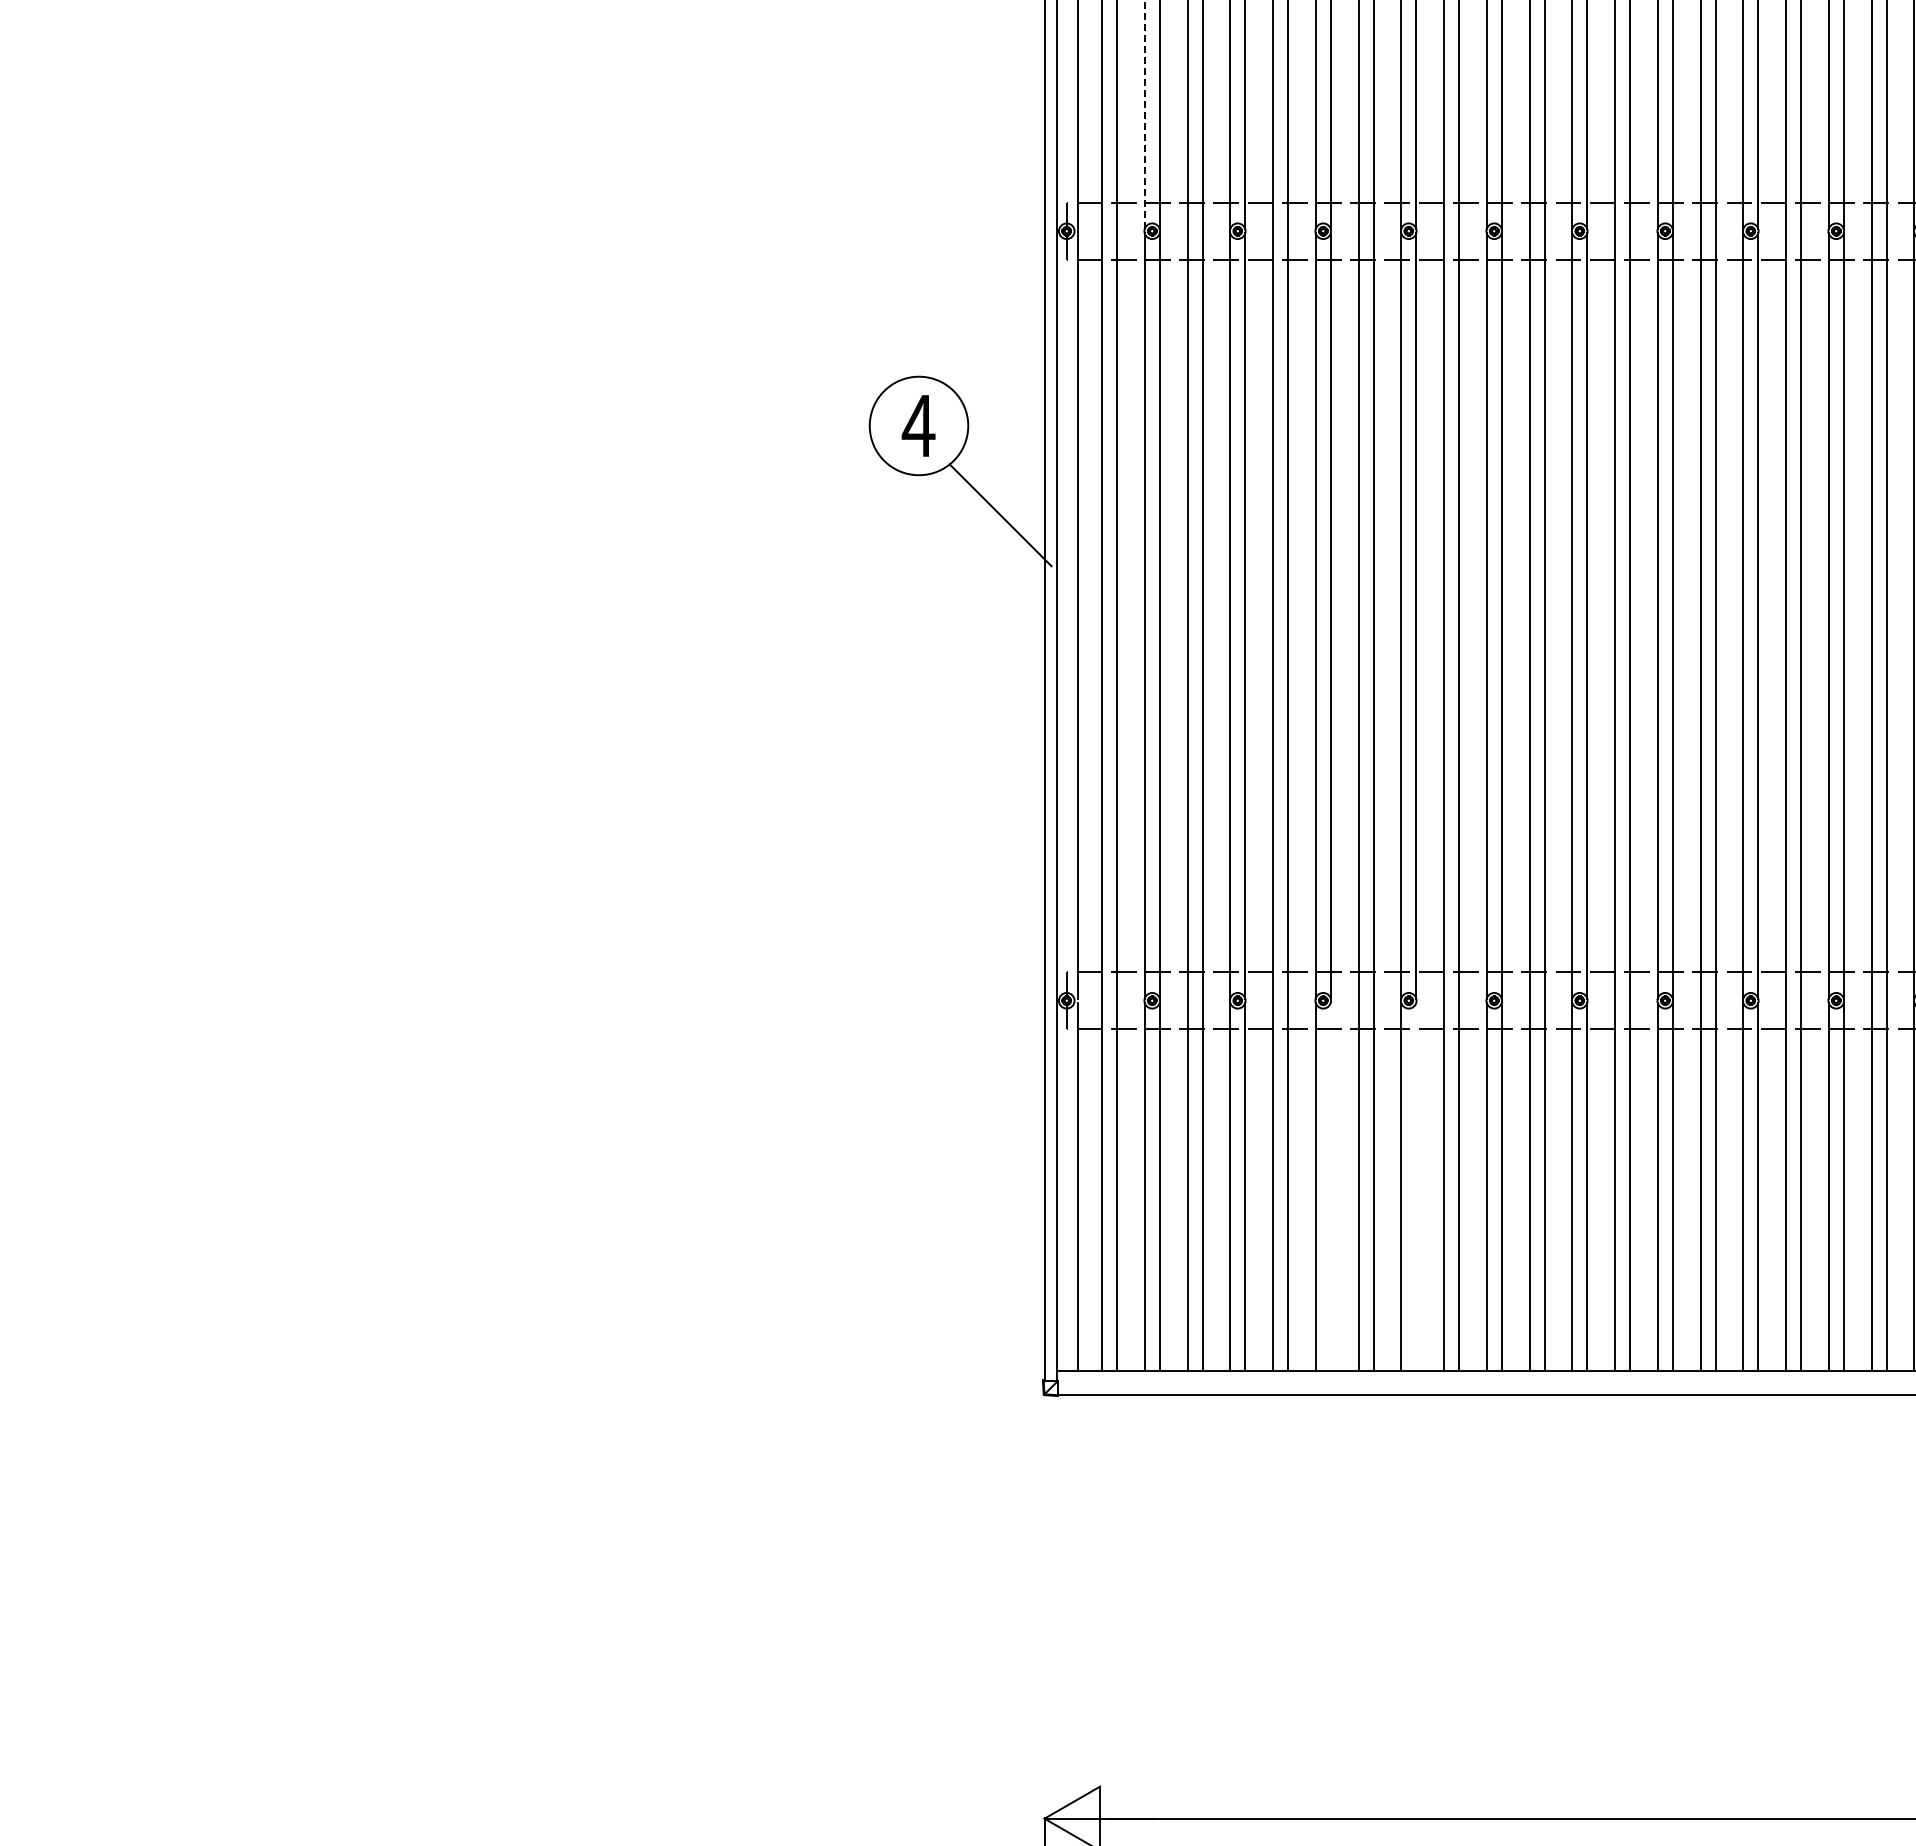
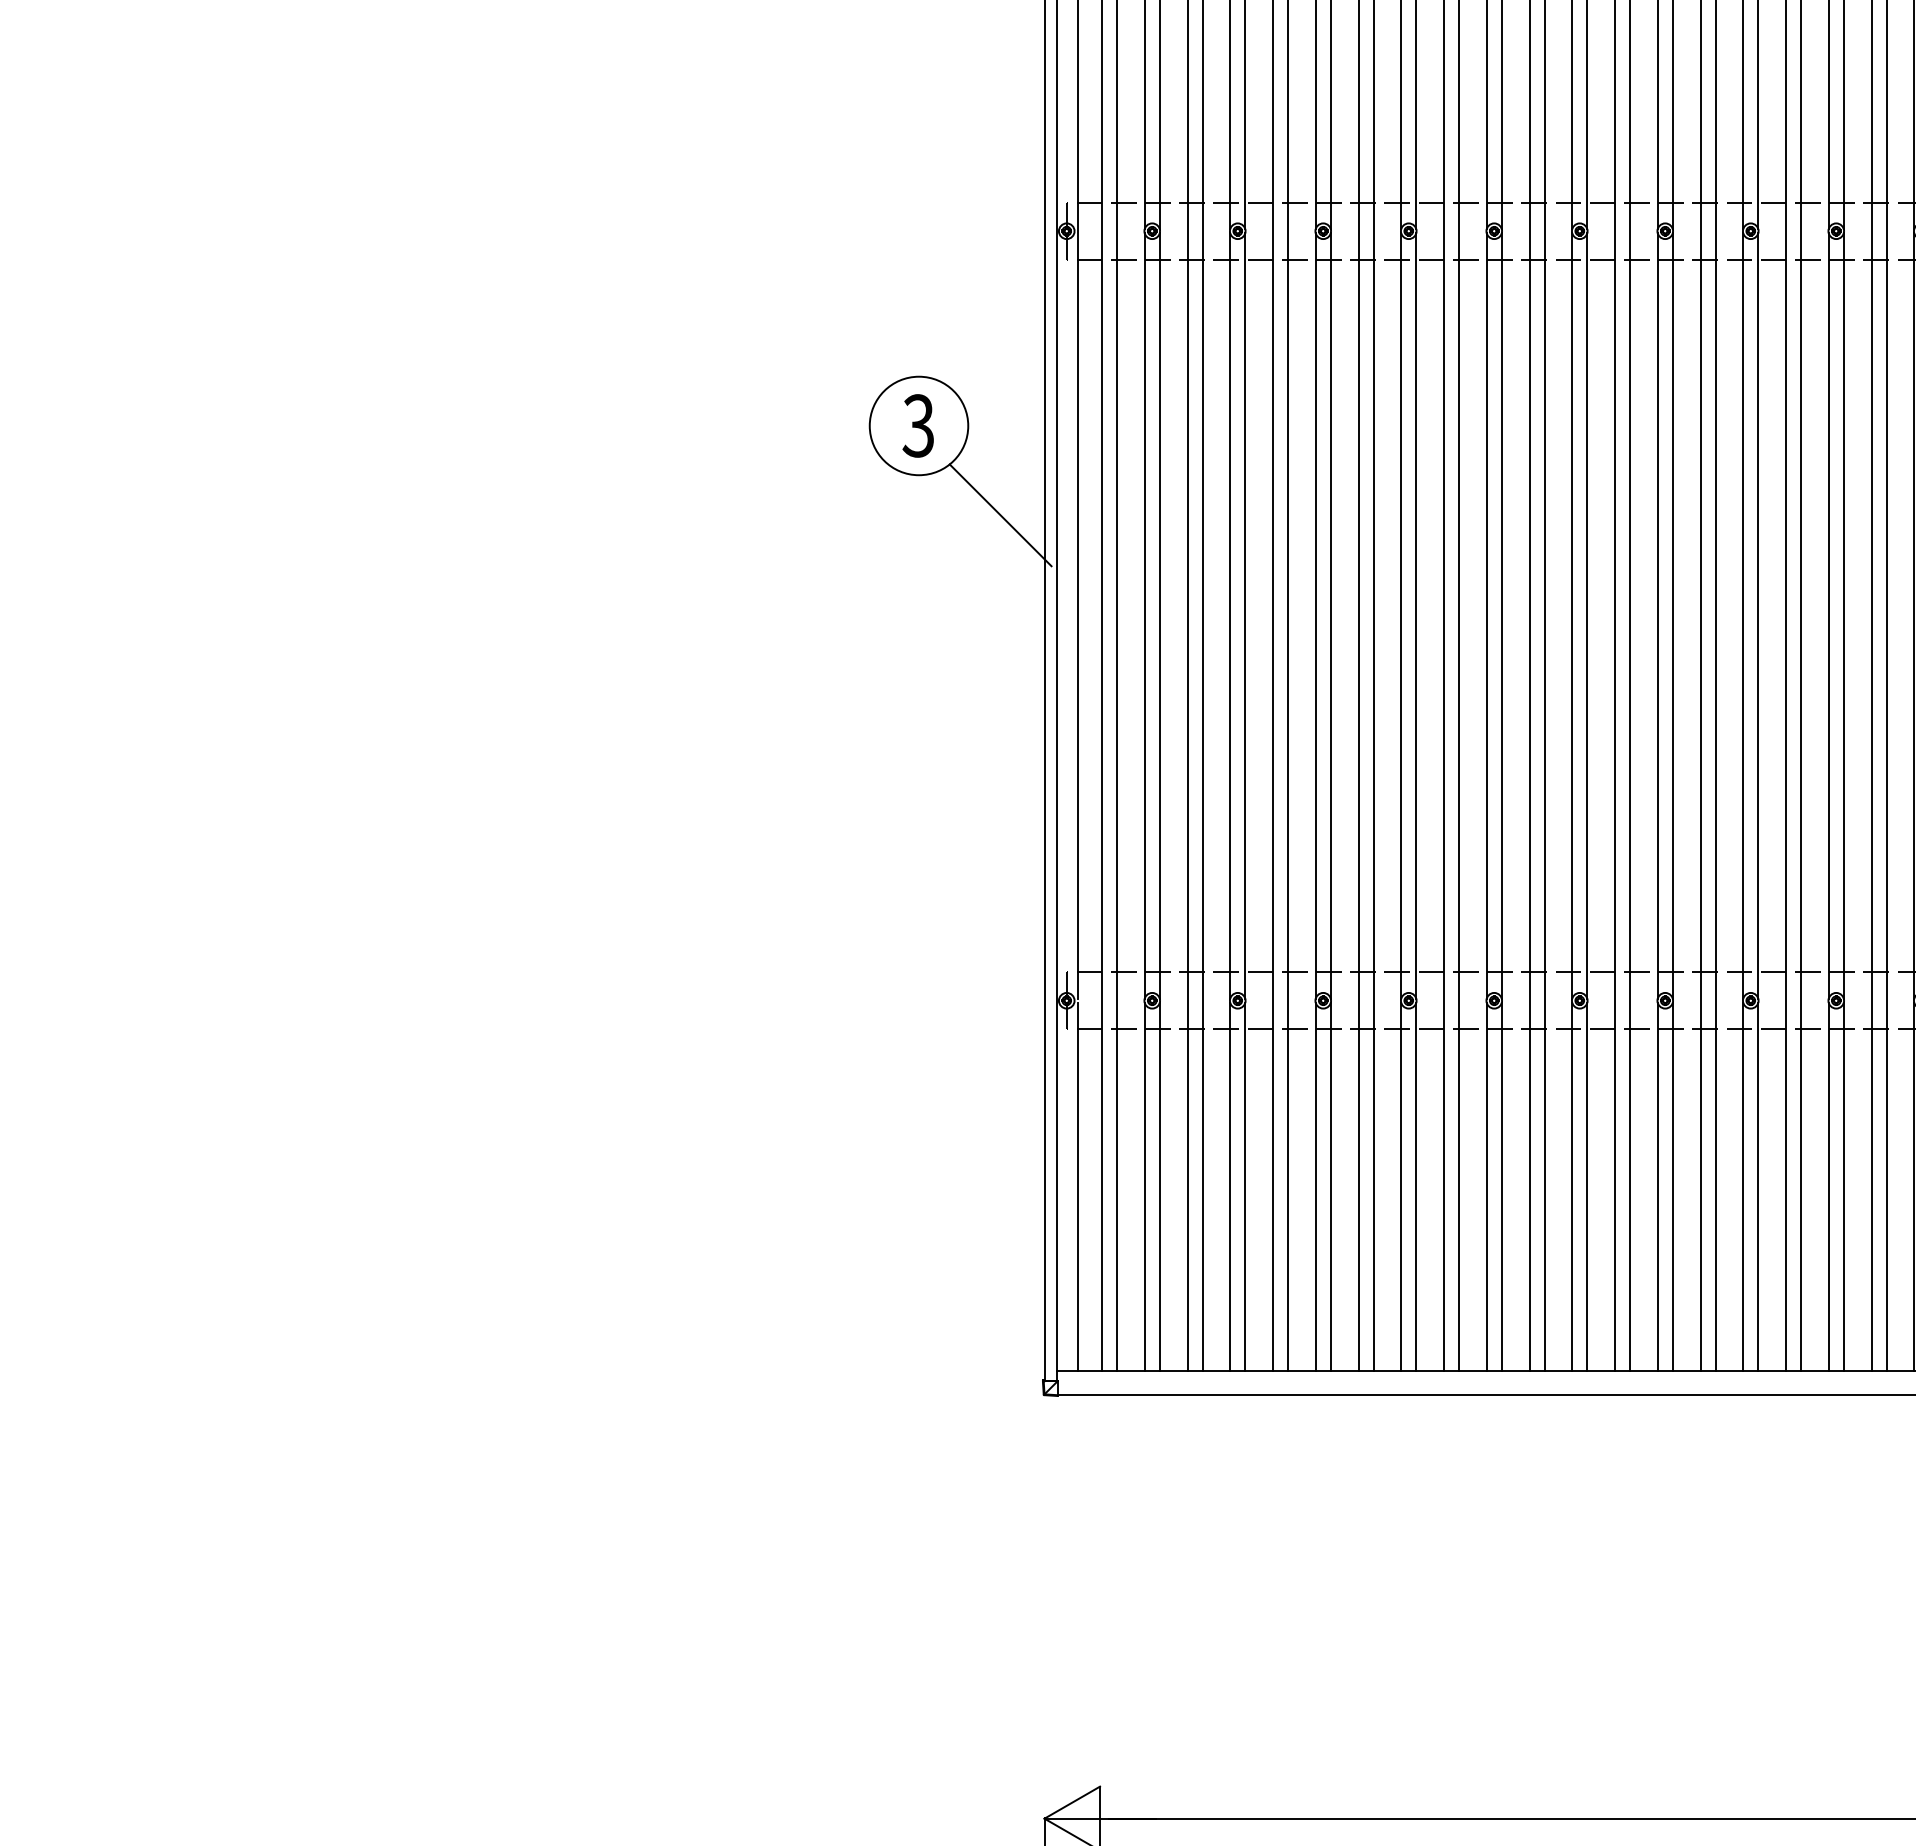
line: dashed -> solid (1144, 114)
text: 4 -> 3 (918, 425)
line: none -> present (1330, 1186)
line: none -> present (1416, 1186)
